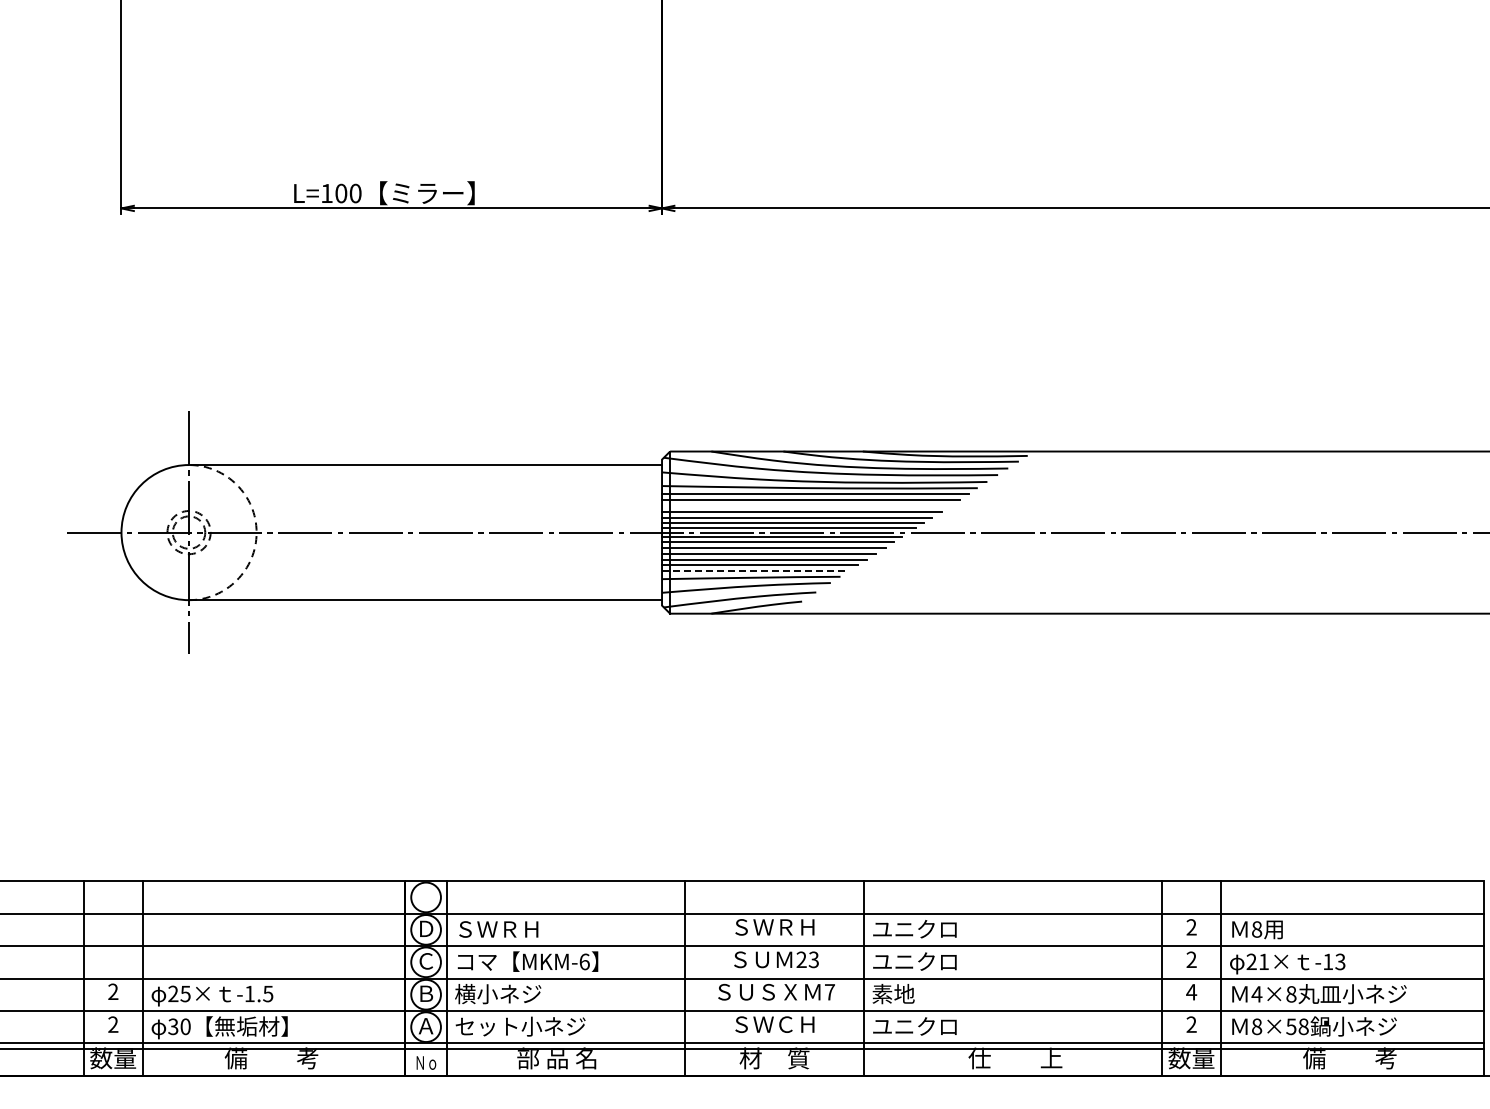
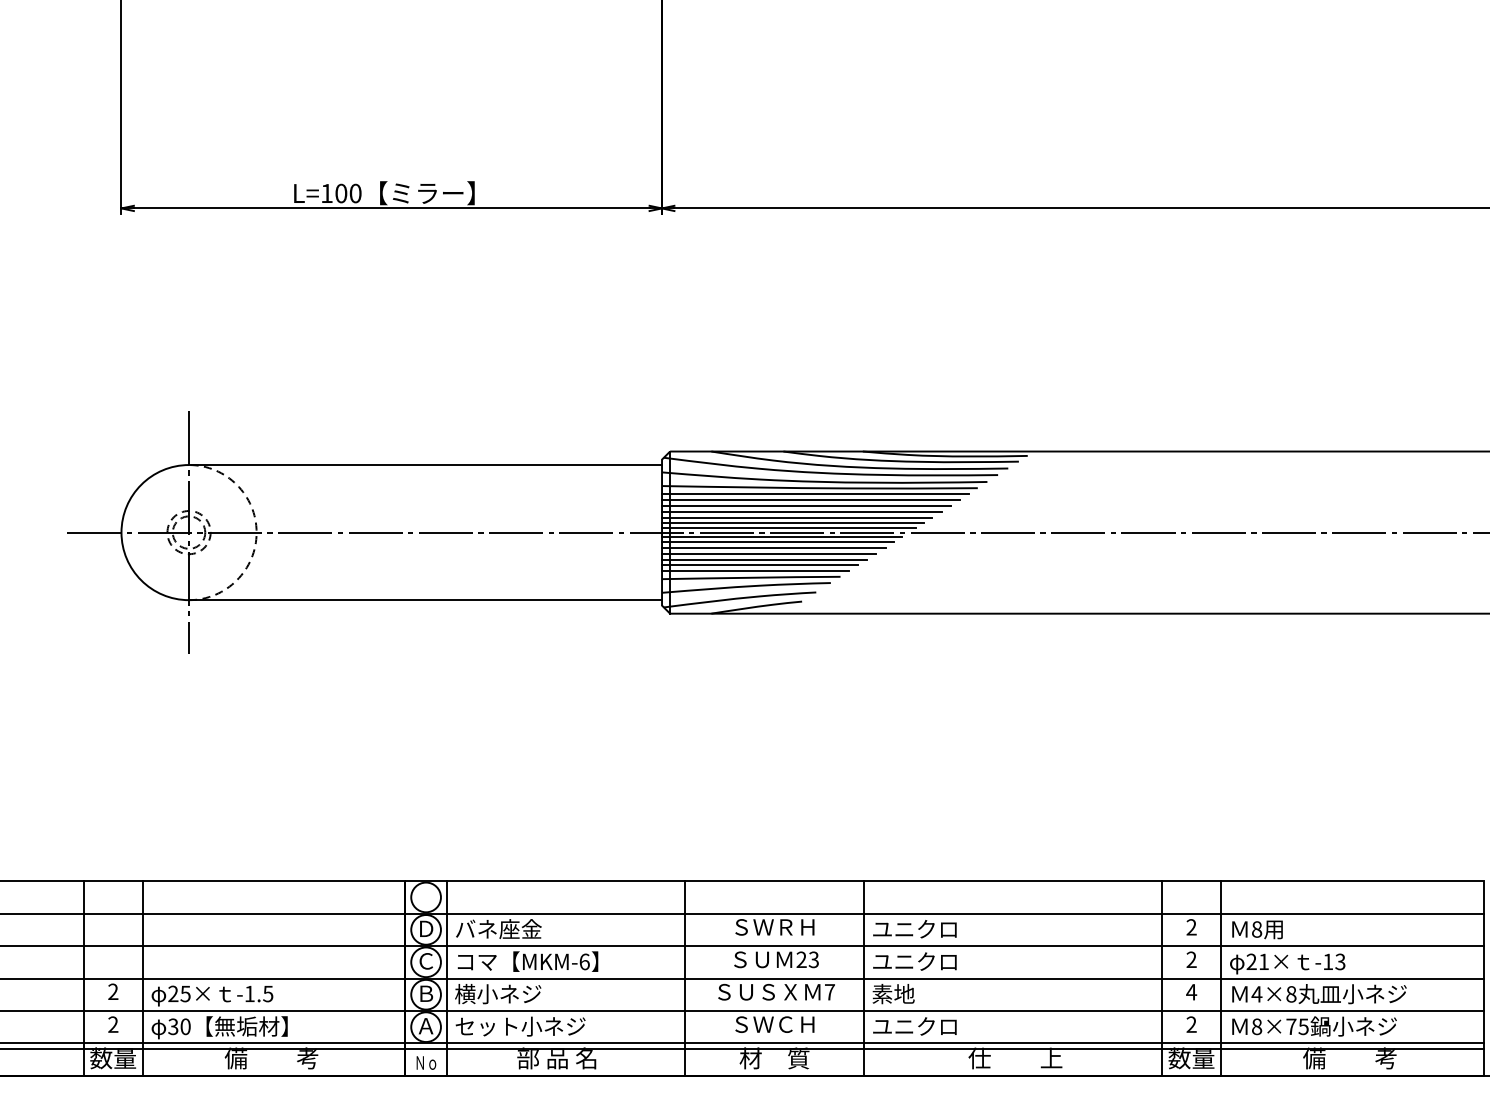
line: none -> present (806, 505)
line: dashed -> solid (755, 571)
text: ＳＷＲＨ -> バネ座金 (498, 929)
text: 8×58 -> 8×75 (1297, 1026)
